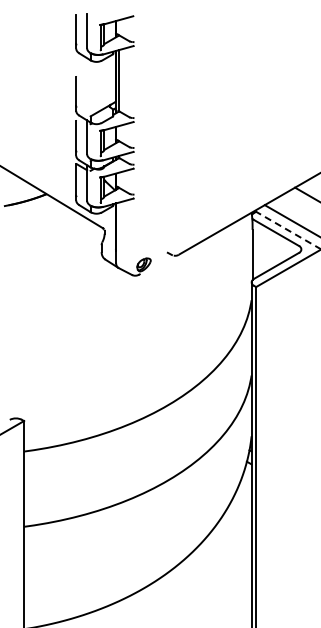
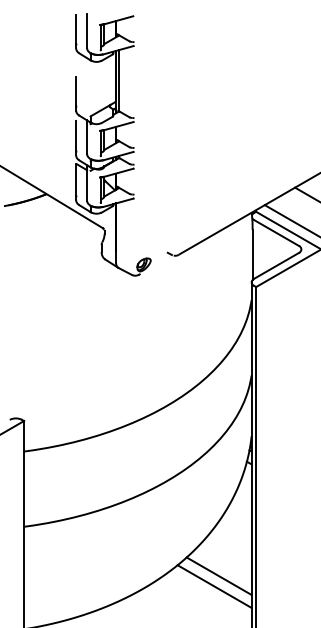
line: dashed -> solid (287, 230)
line: none -> present (218, 575)
line: none -> present (214, 586)
